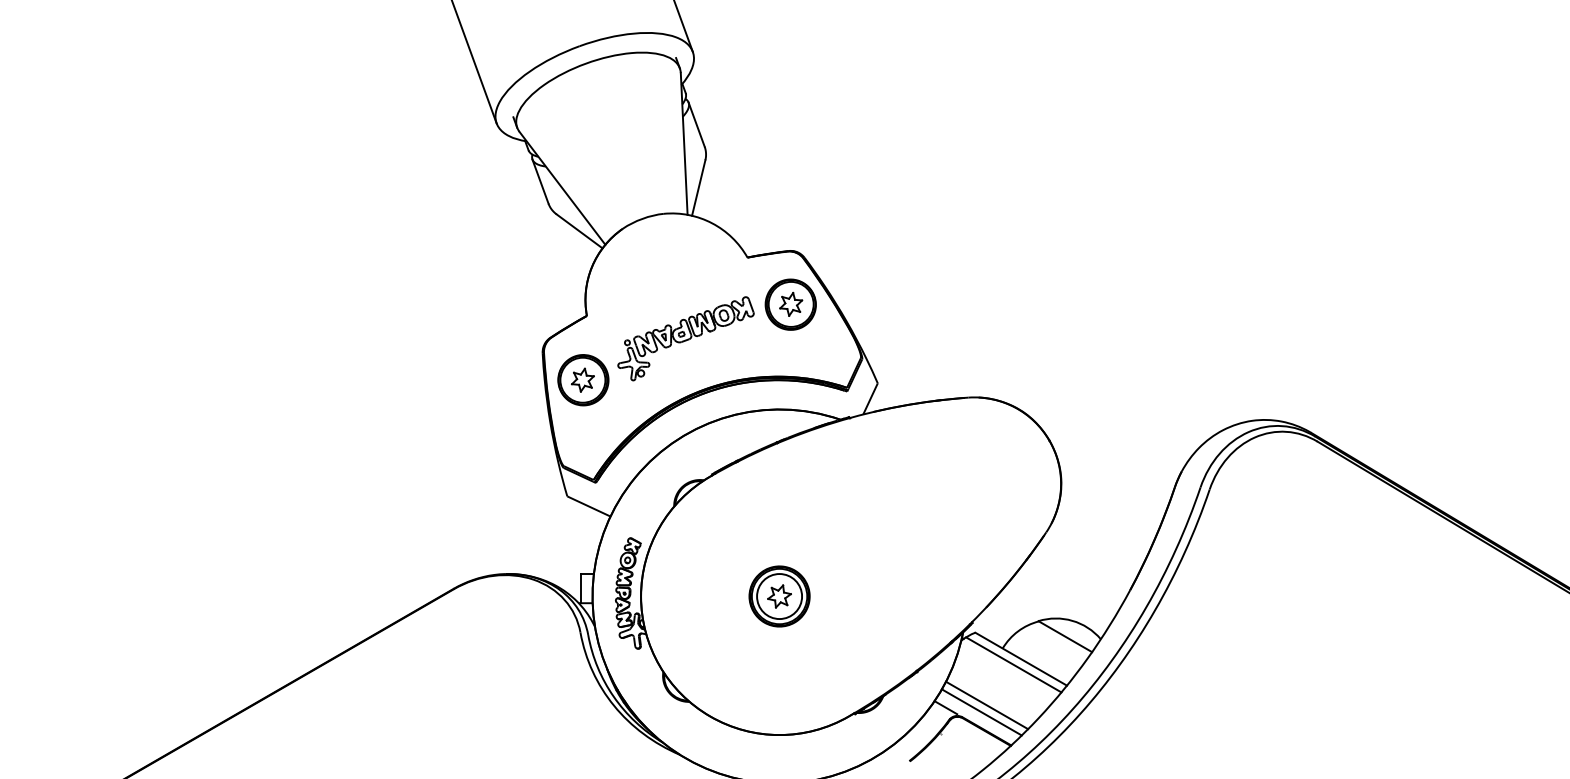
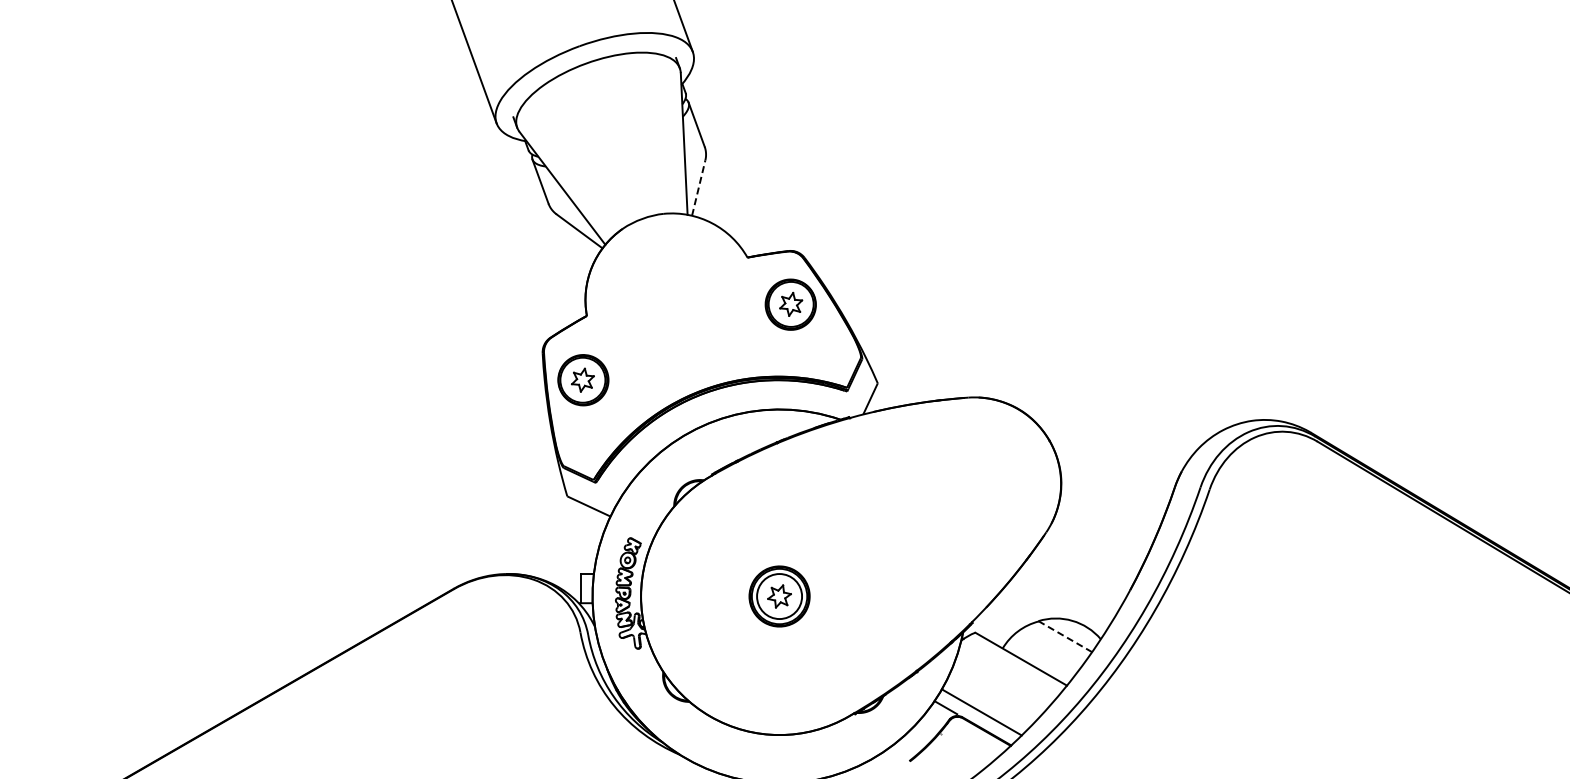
line: solid -> dashed (698, 188)
part: present -> none (685, 338)
line: solid -> dashed (1065, 636)
line: present -> none (1013, 664)
line: present -> none (987, 705)
